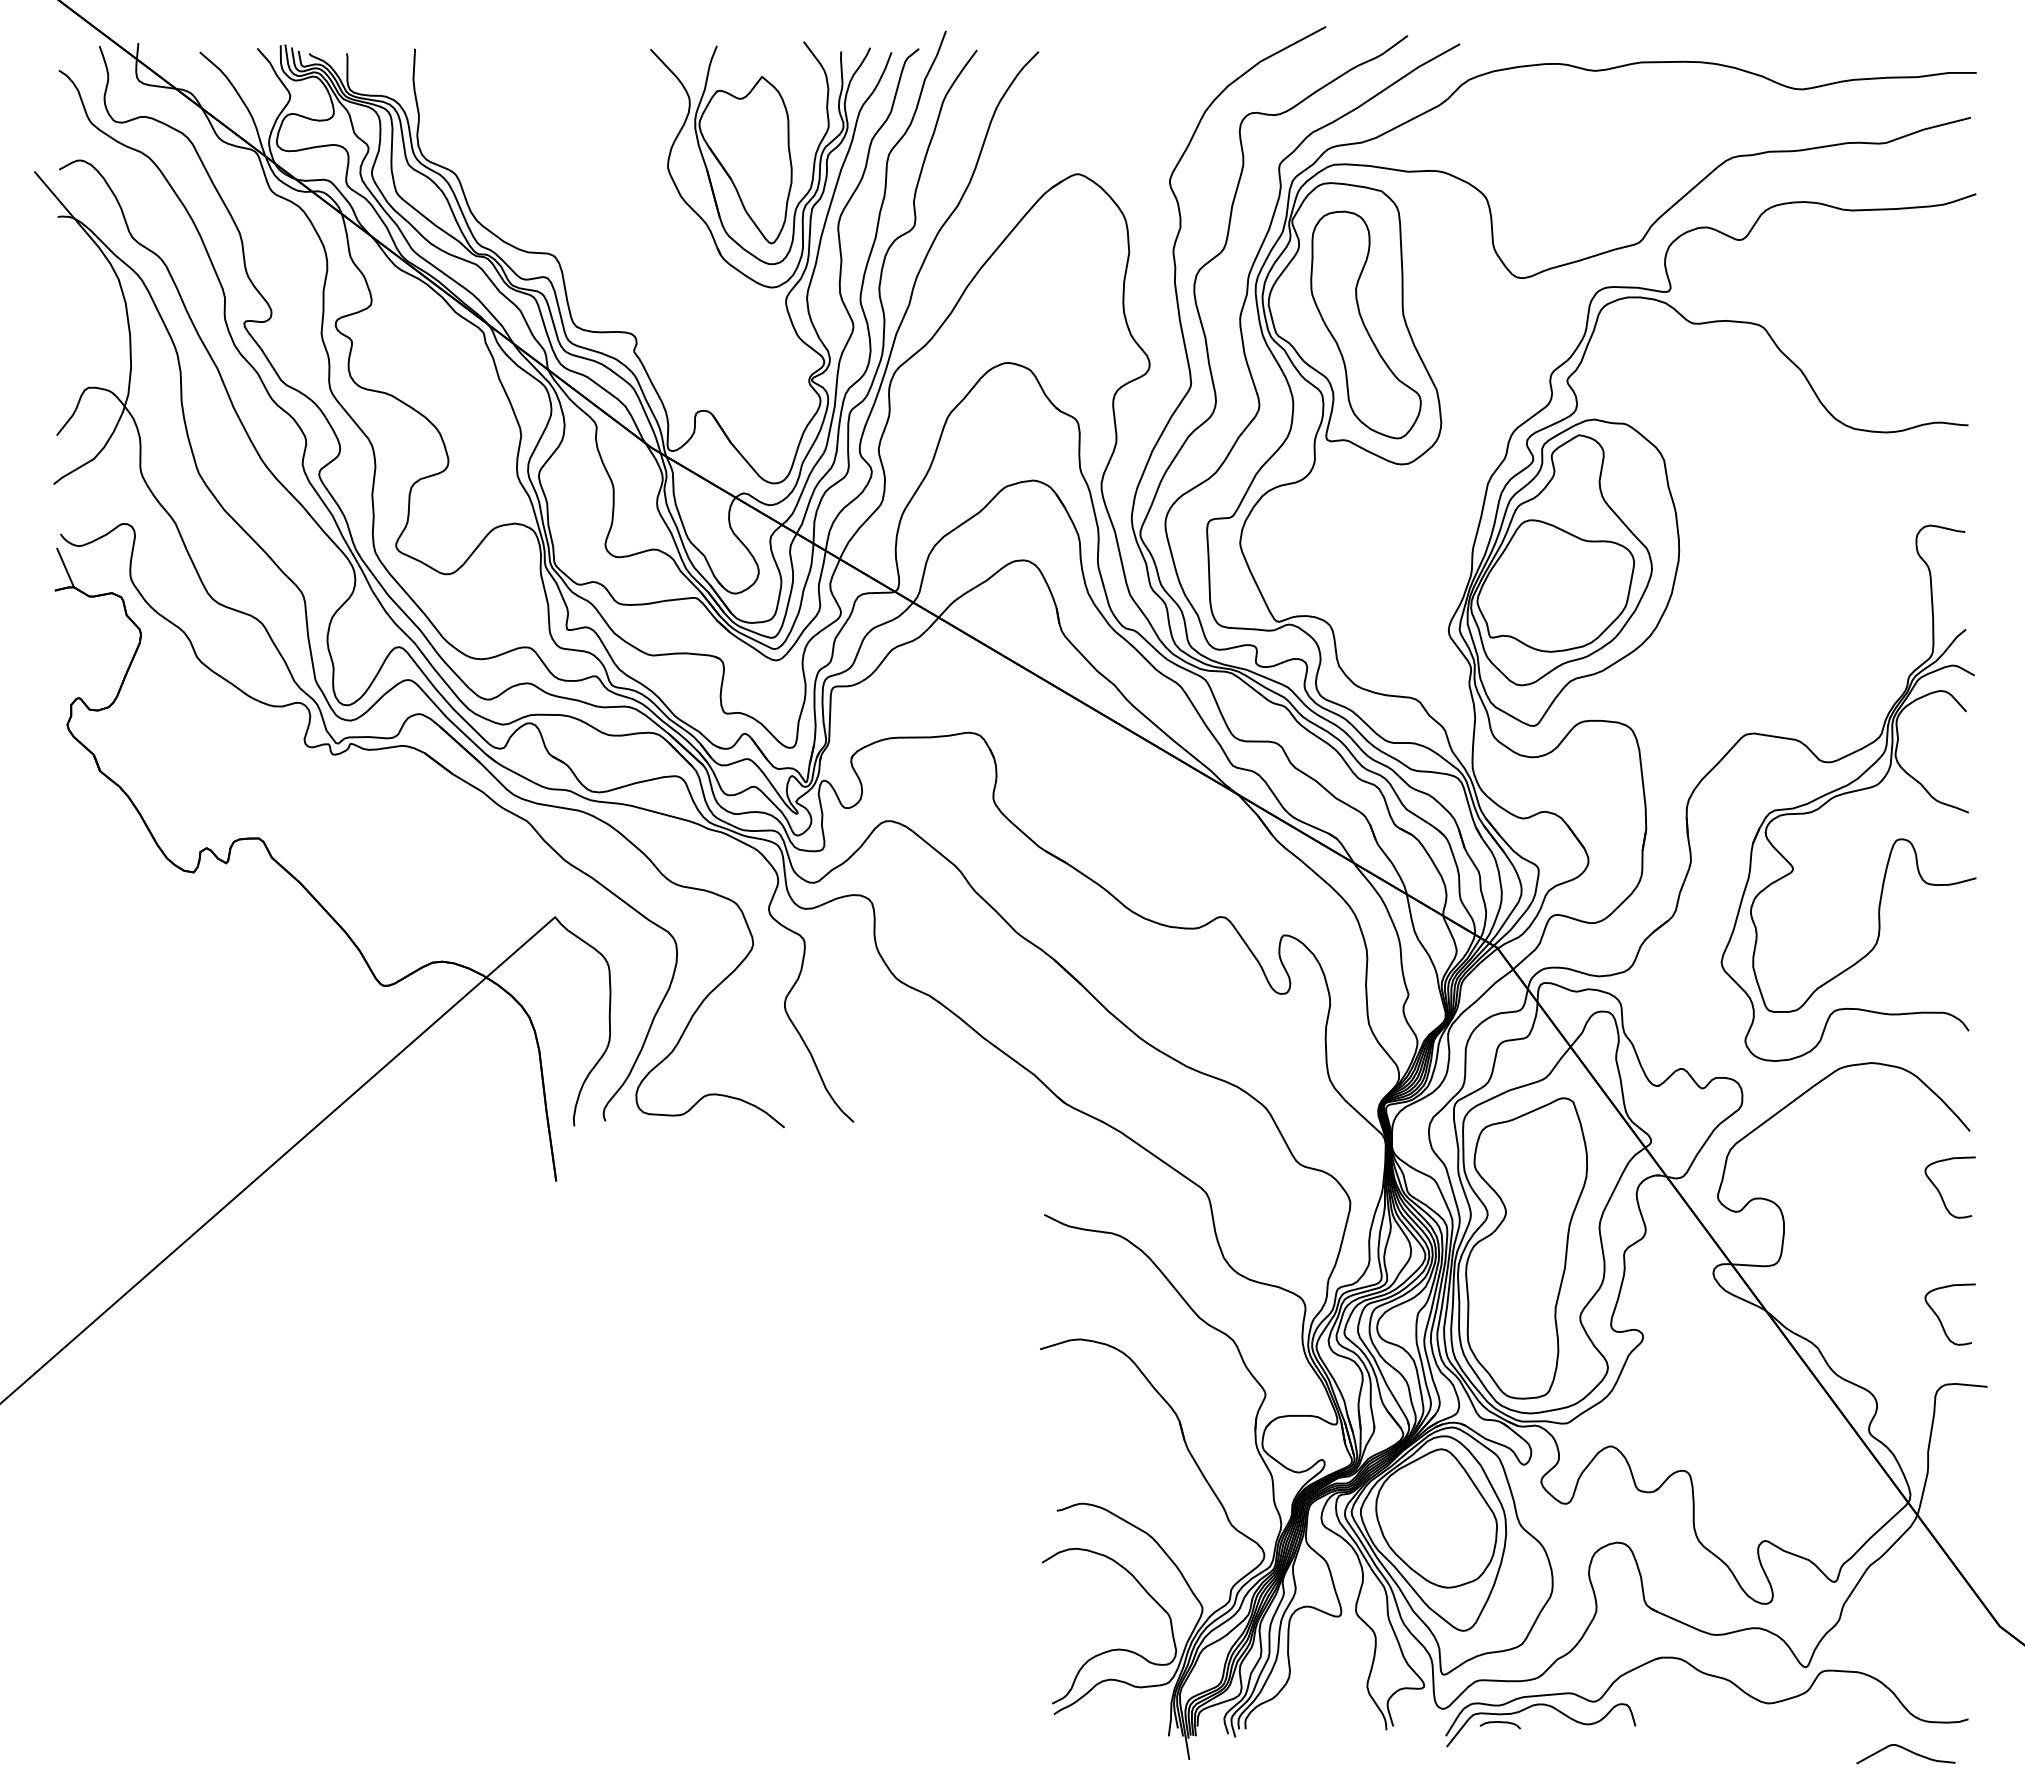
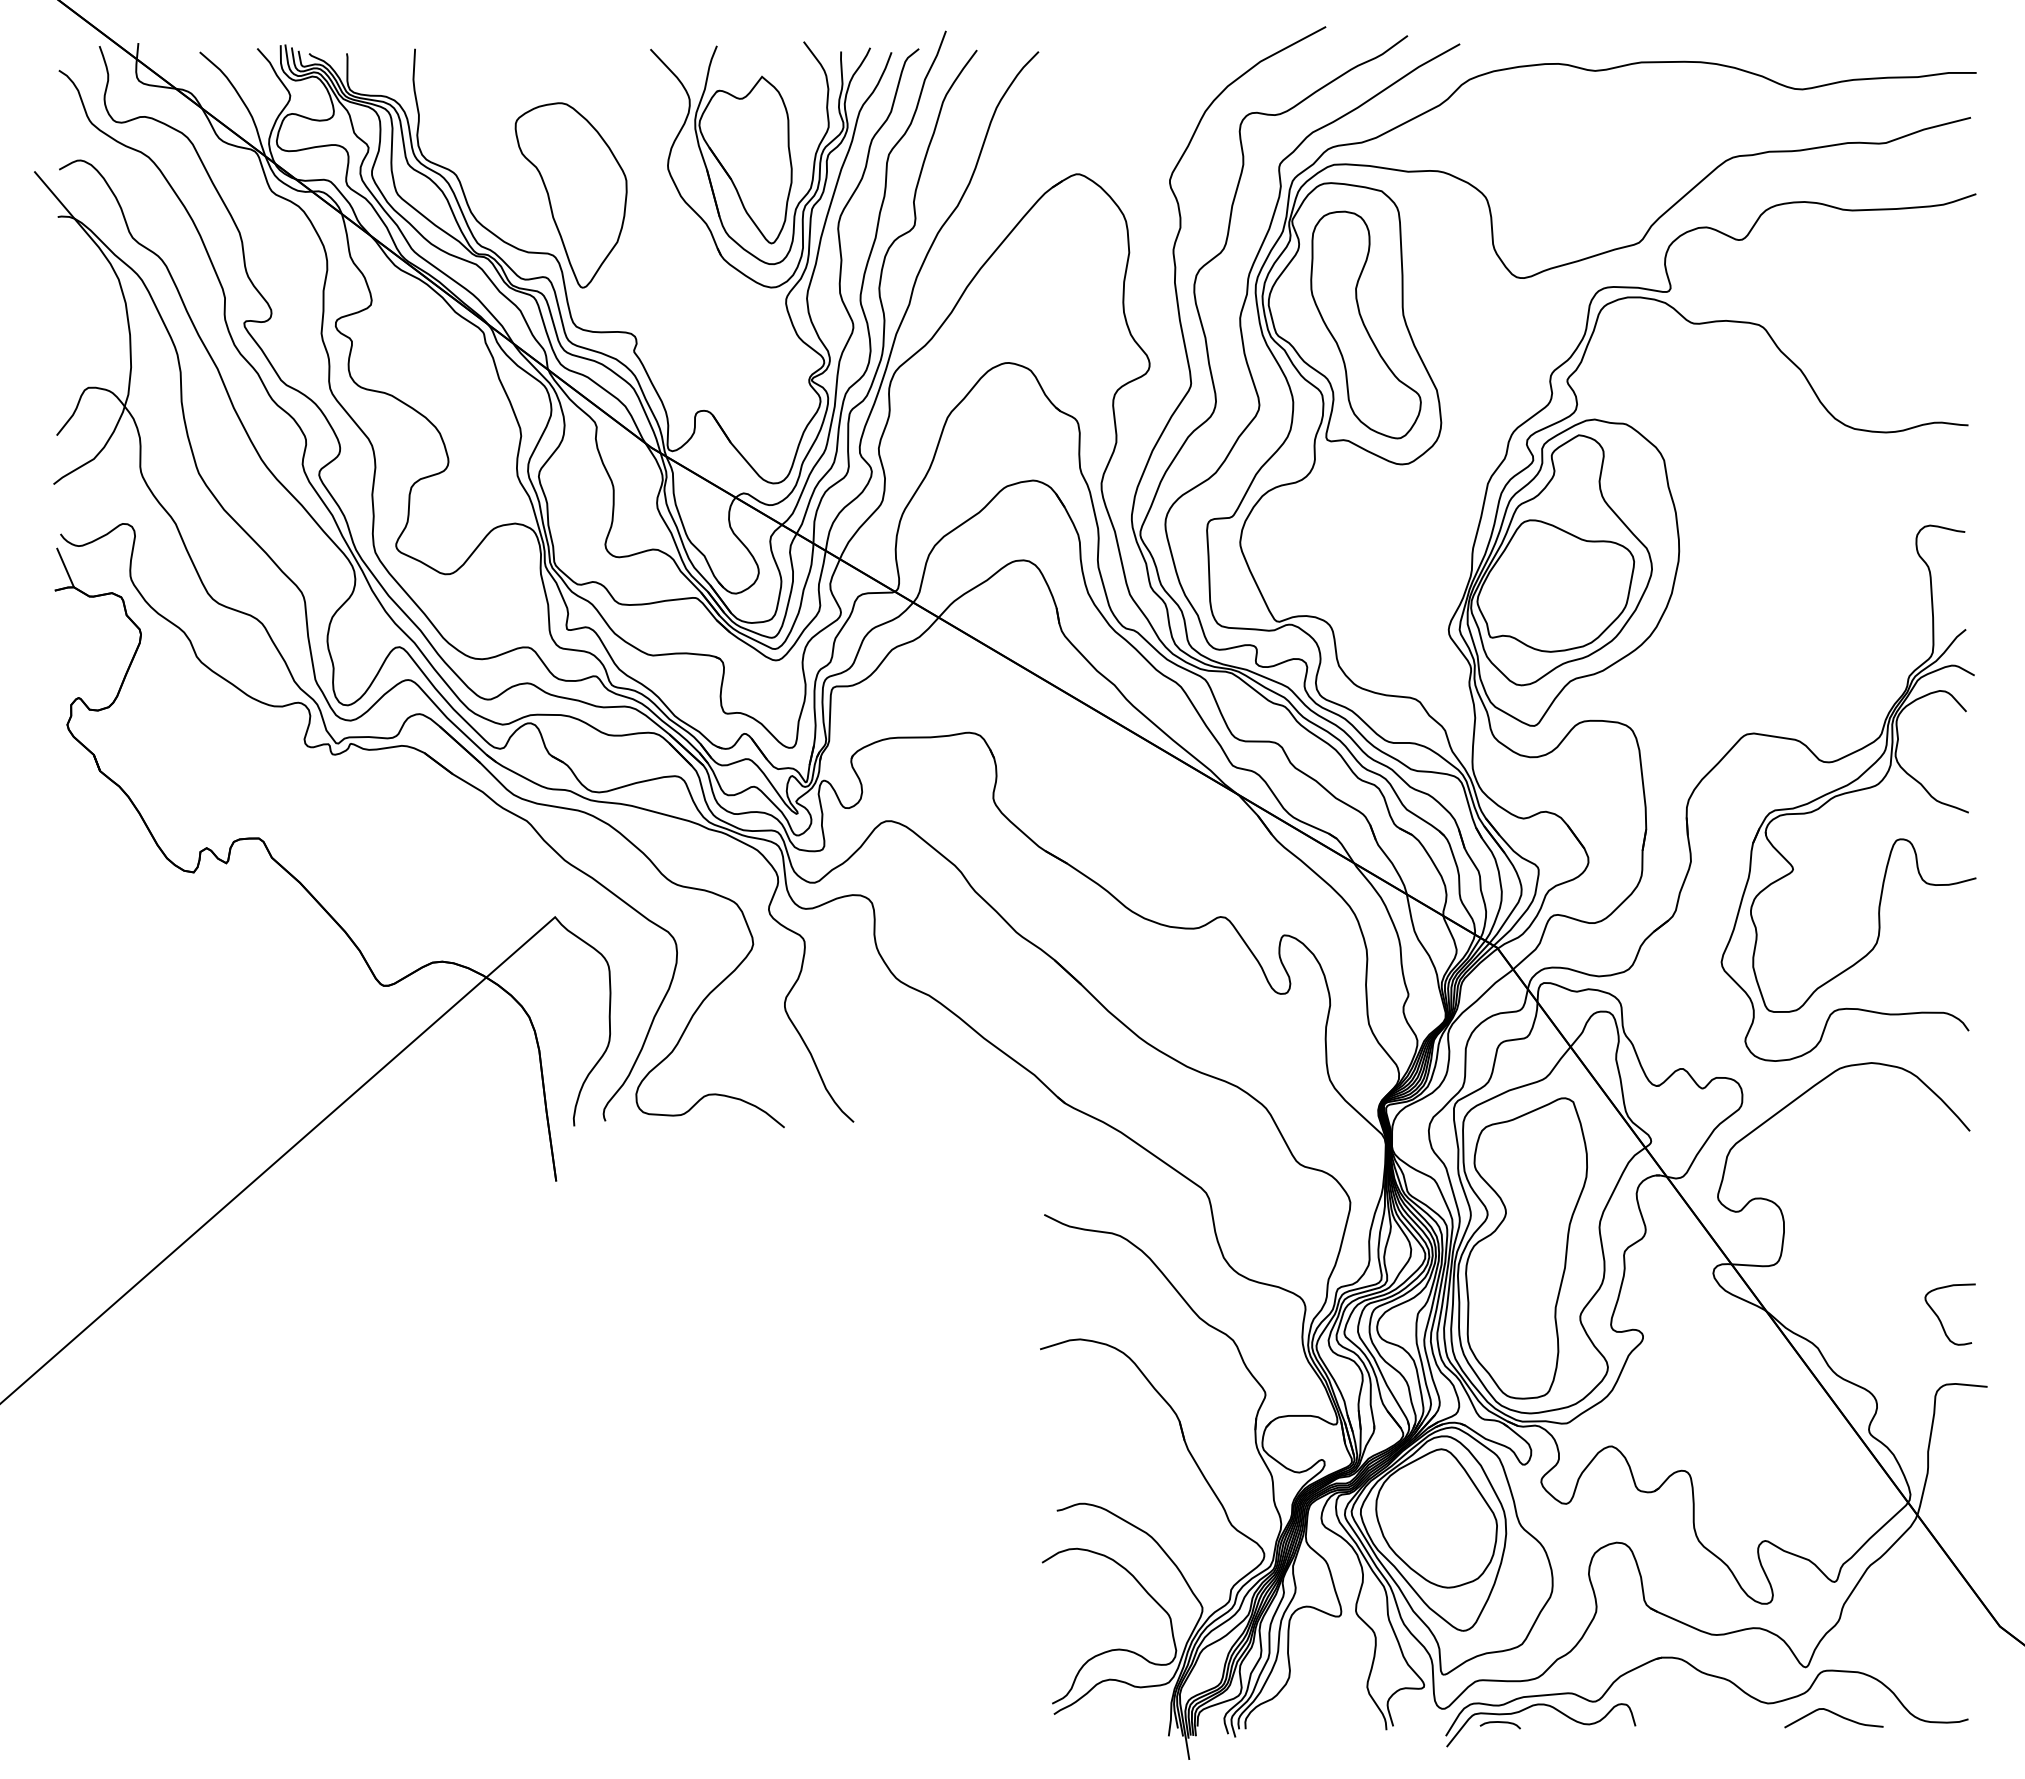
part: none -> present (570, 195)
curve: present -> none (1940, 1192)
curve position: (1906, 1750) -> (1834, 1714) (1834, 1714)
